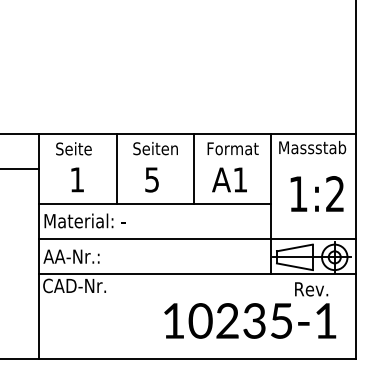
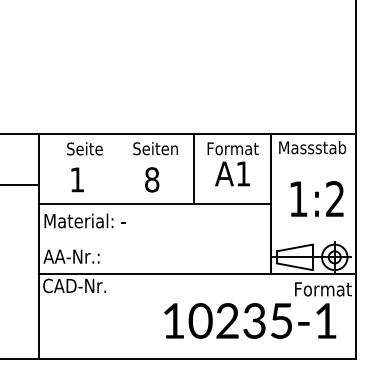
text position: (73, 148) -> (84, 148) (84, 148)
line position: (20, 168) -> (20, 184) (20, 184)
line: present -> none (116, 168)
text: 5 -> 8 (152, 179)
text position: (229, 179) -> (232, 173) (232, 173)
text position: (316, 193) -> (316, 198) (316, 198)
line: present -> none (197, 239)
text: Rev. -> Format (323, 289)
